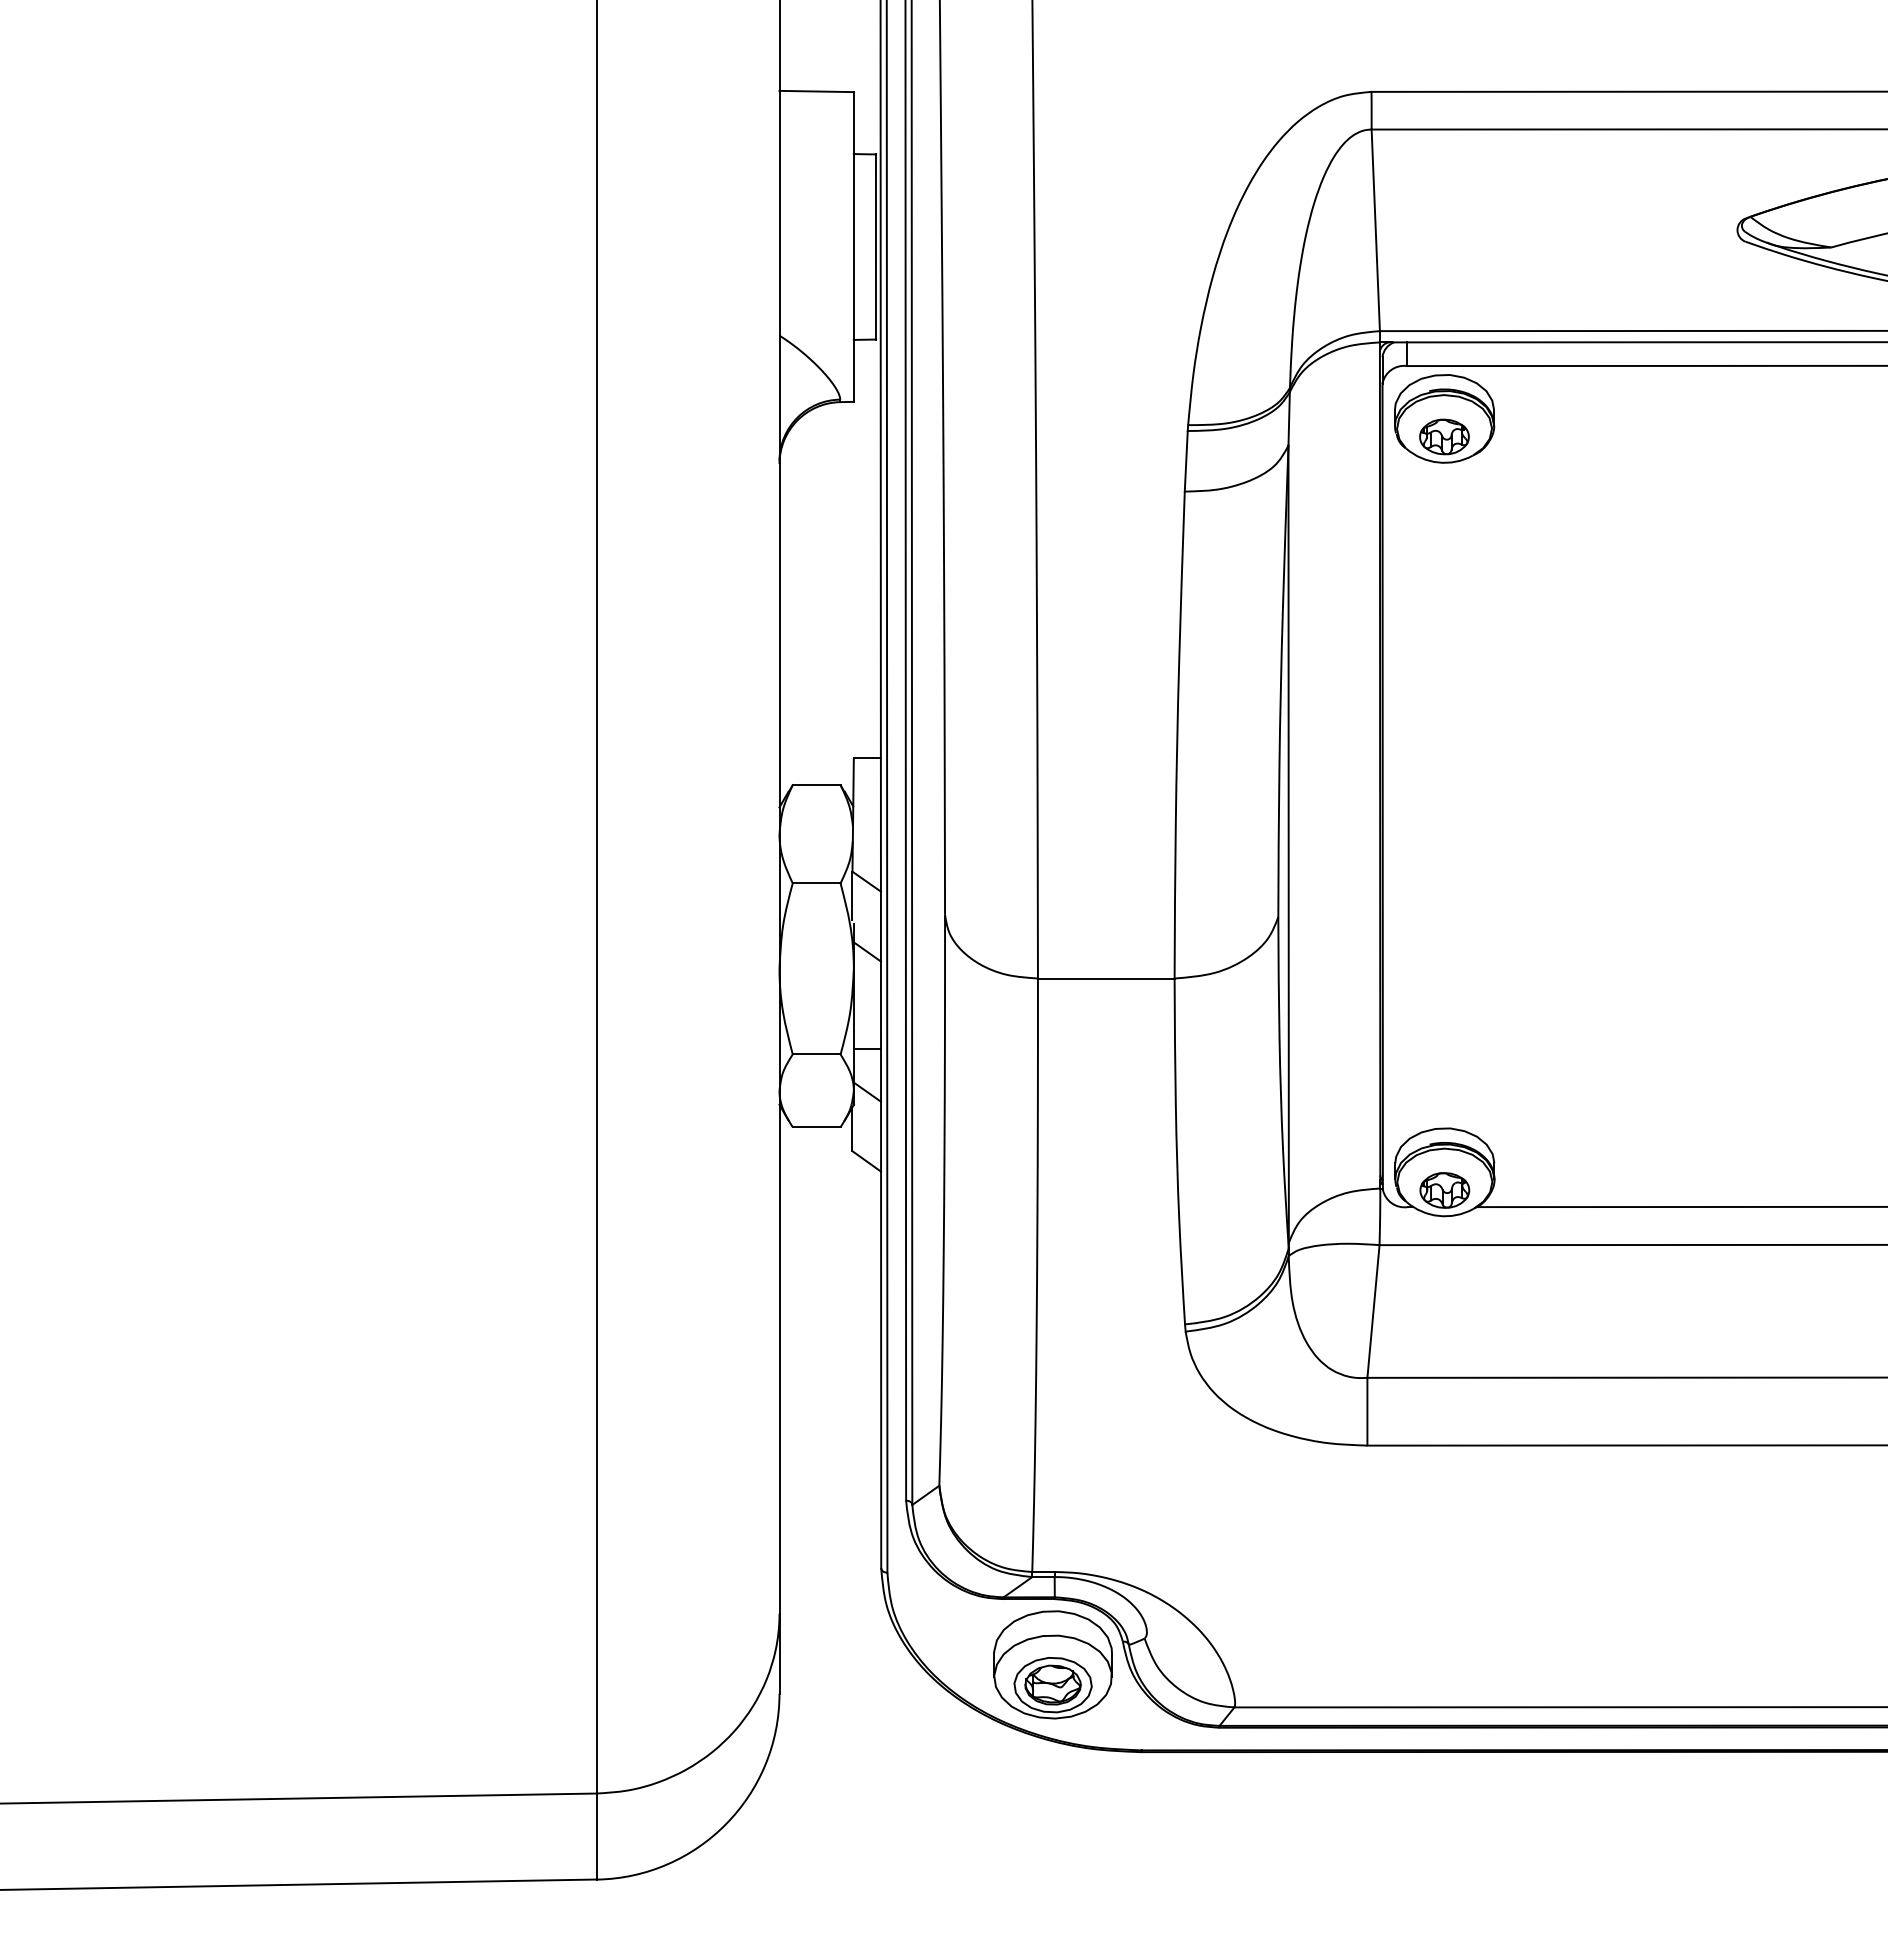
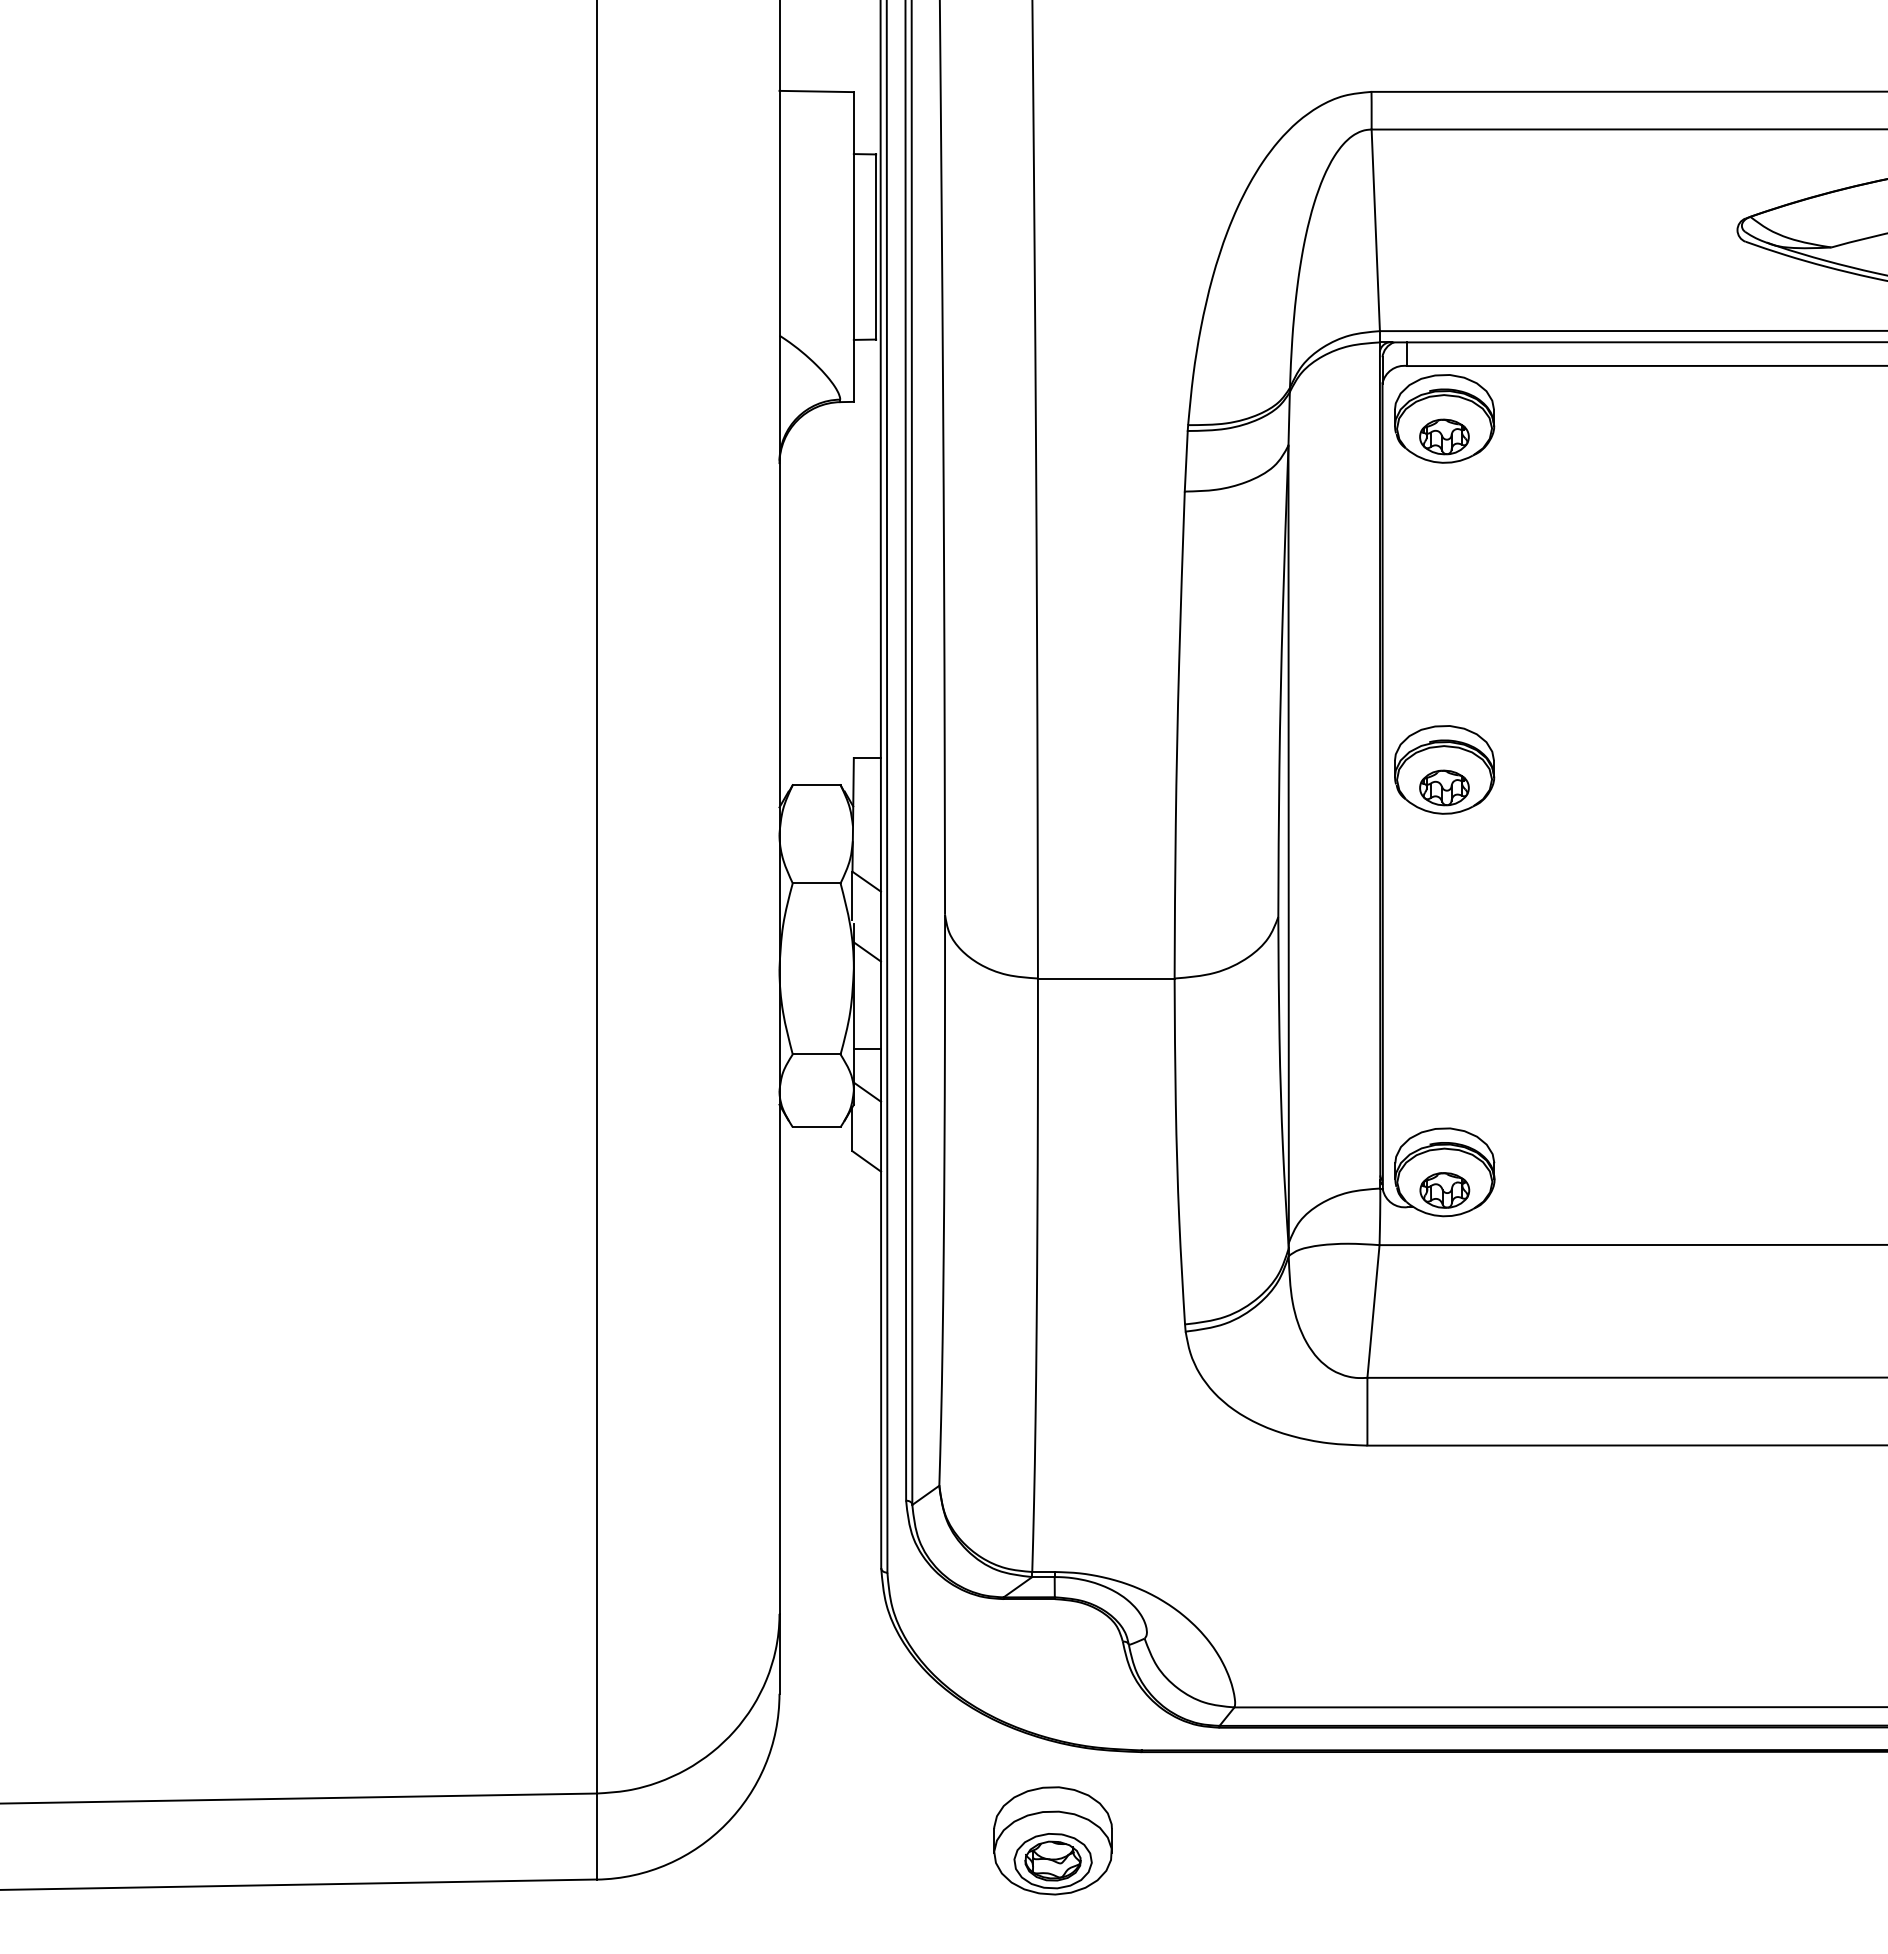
part: none -> present (1444, 769)
line: present -> none (1680, 1206)
part position: (1052, 1664) -> (1052, 1840) (1052, 1840)
